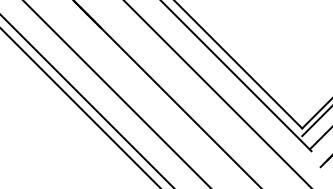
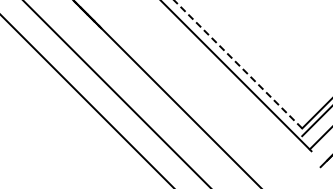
line: solid -> dashed (238, 64)
line: present -> none (216, 93)
line: present -> none (80, 107)
